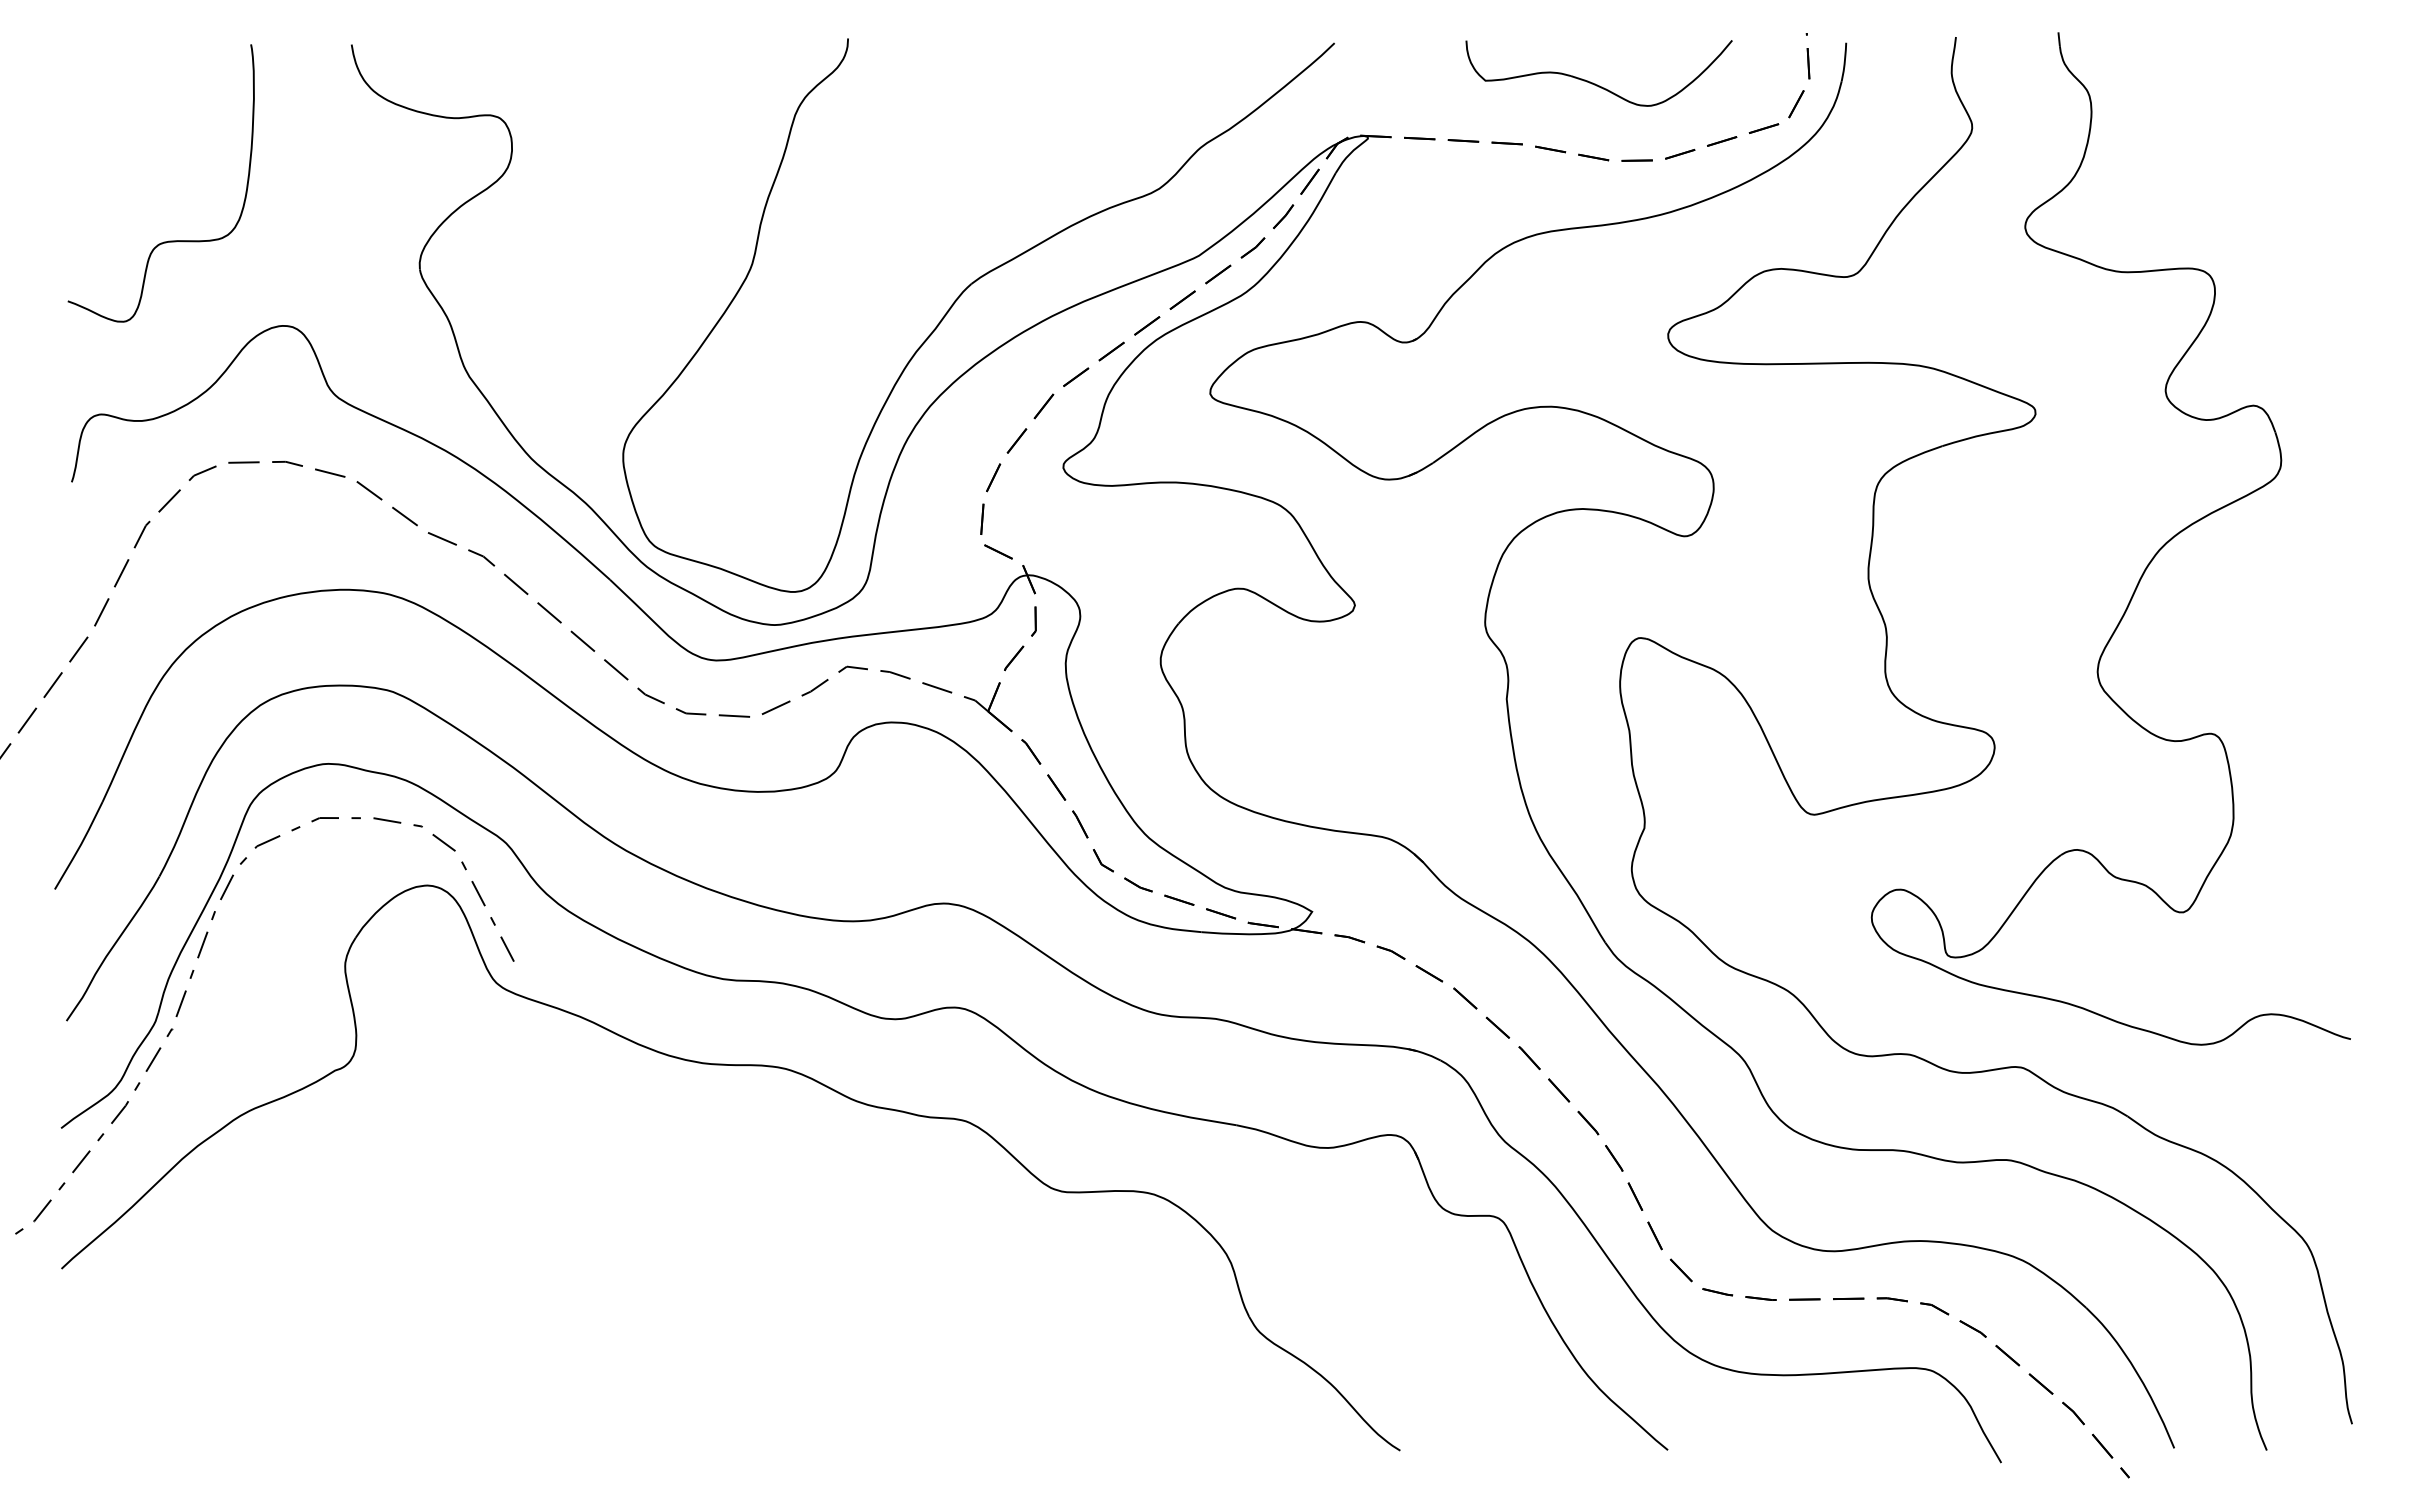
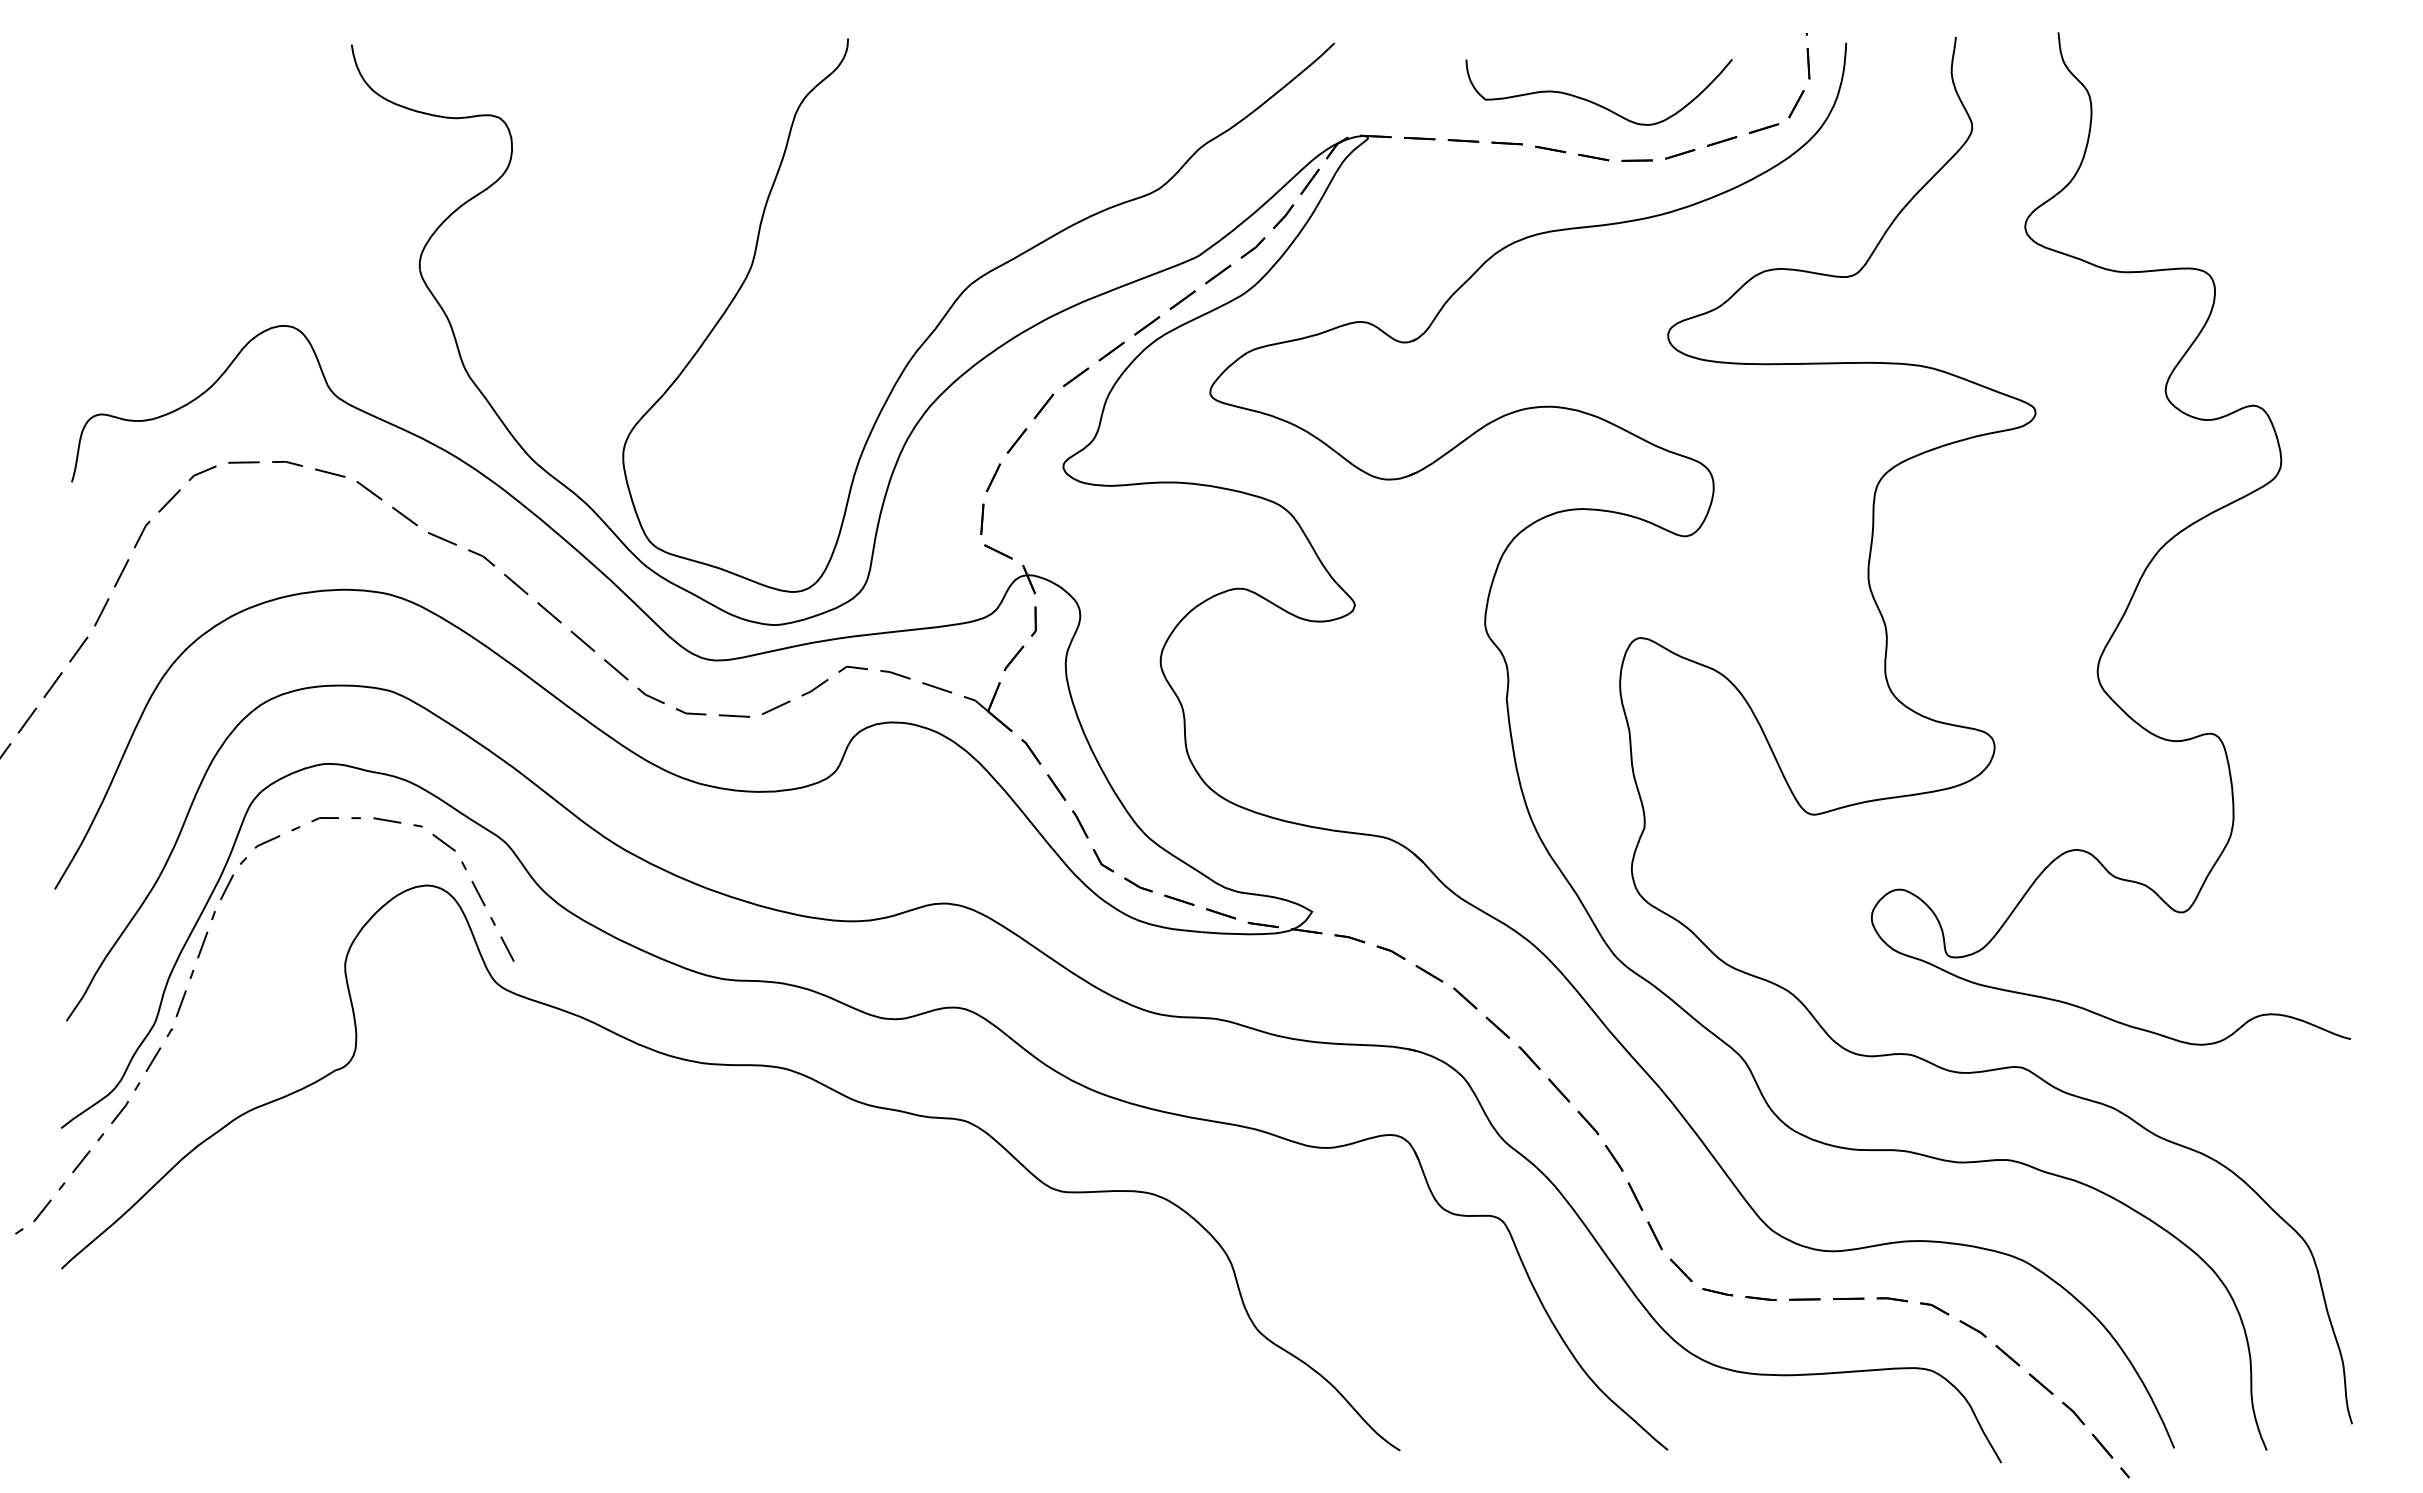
part position: (1593, 82) -> (1593, 101) (1593, 101)
curve: present -> none (168, 240)
